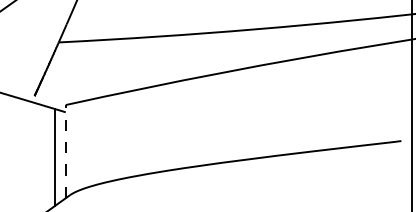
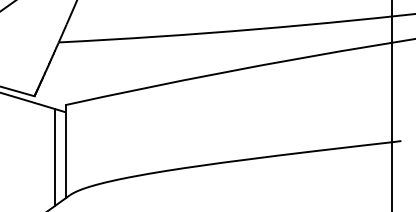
line: none -> present (18, 91)
line position: (411, 105) -> (391, 105) (391, 105)
line: dashed -> solid (65, 151)
